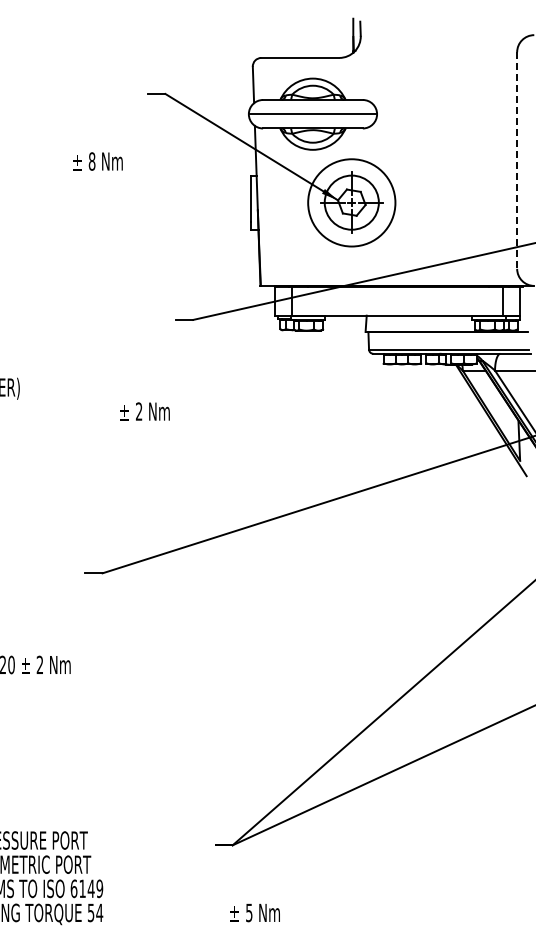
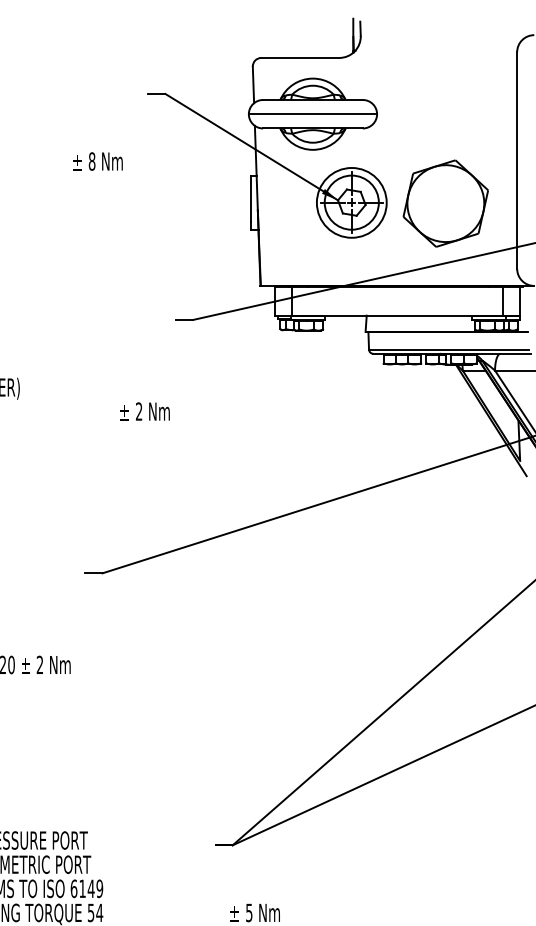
line: dashed -> solid (517, 161)
circle diameter: 87 px -> 70 px (351, 202)
part: none -> present (445, 203)
